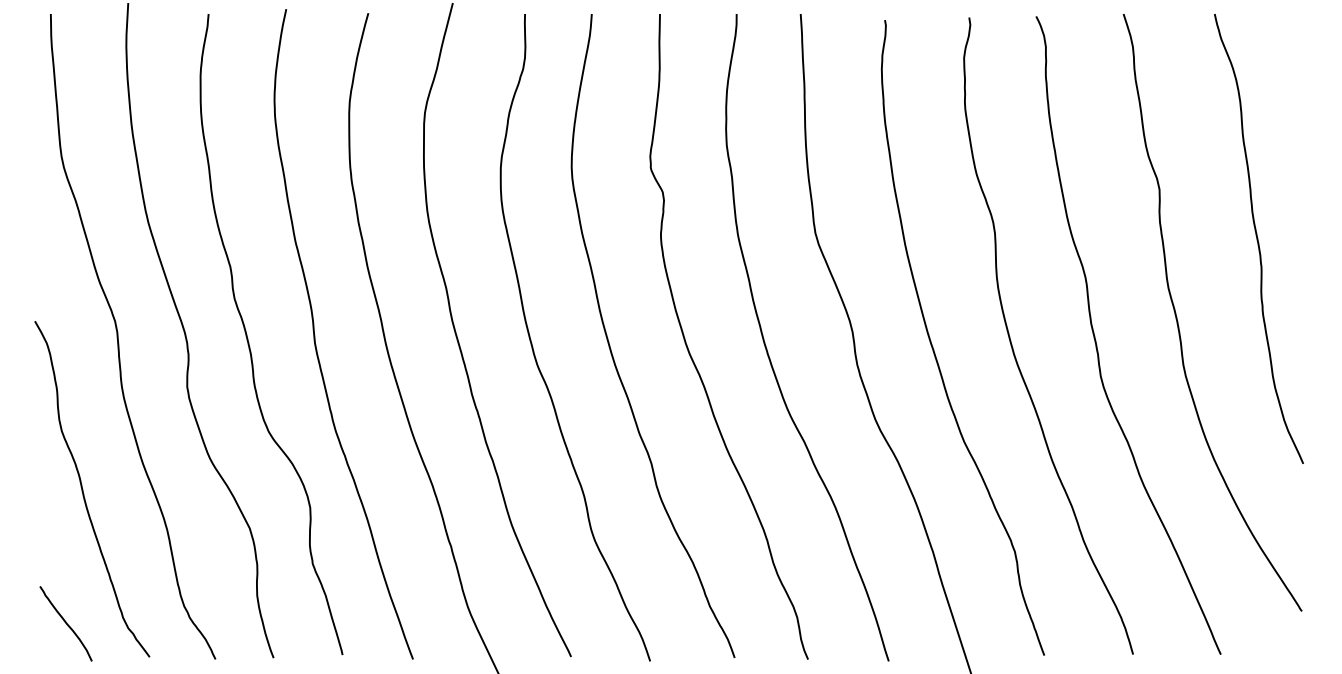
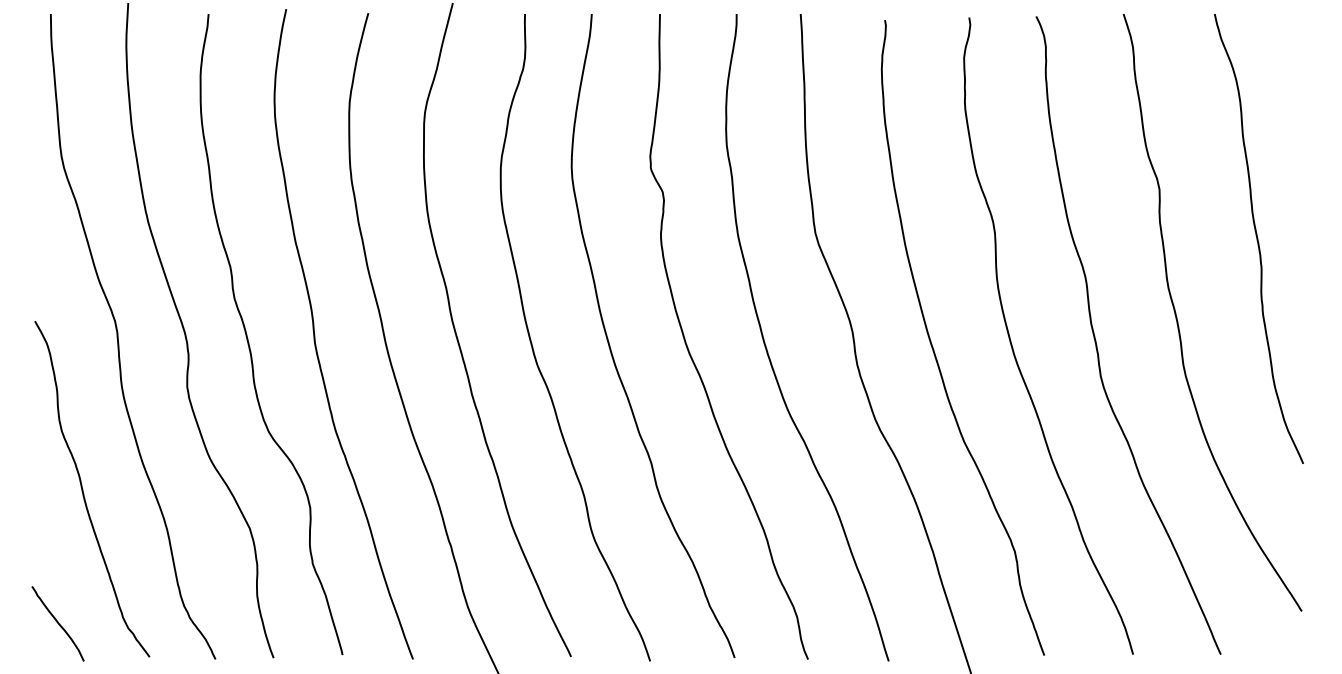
curve position: (65, 623) -> (57, 623) (57, 623)
